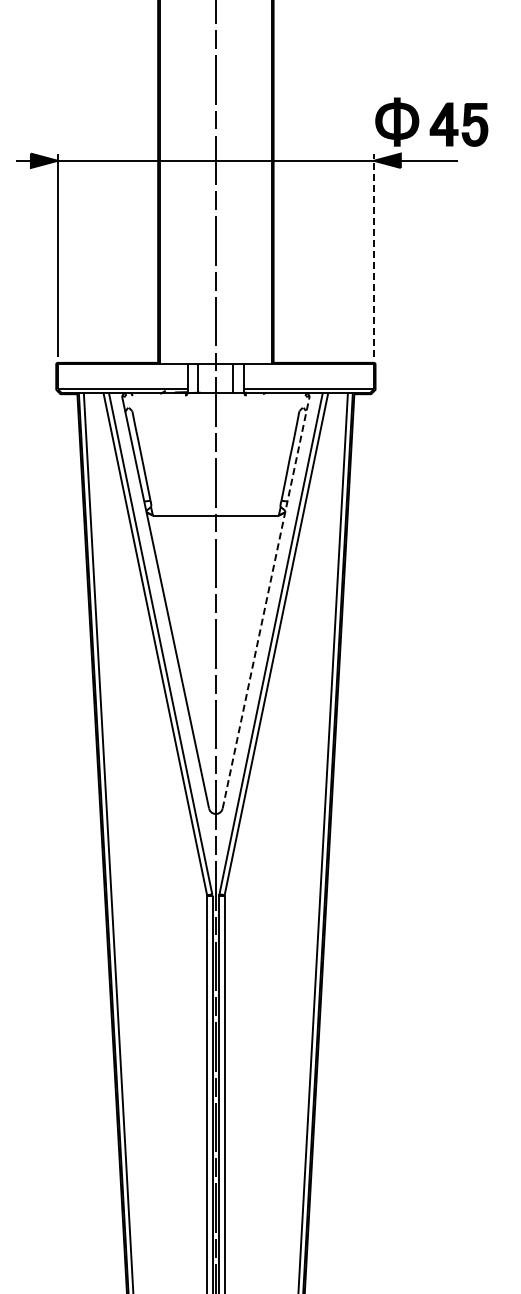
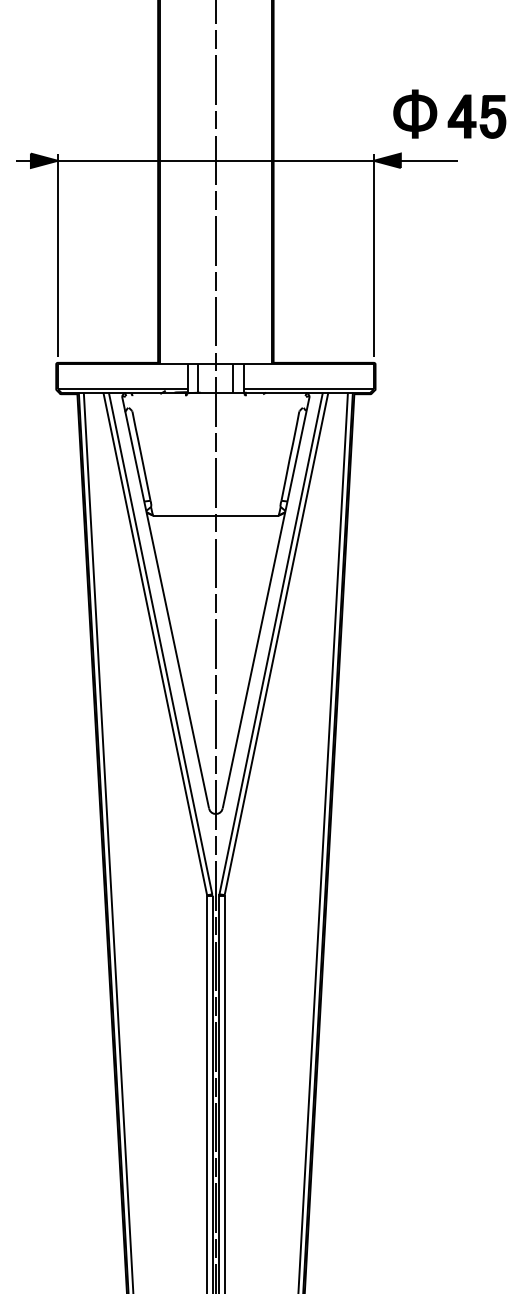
part position: (431, 121) -> (449, 113) (449, 113)
line: dashed -> solid (373, 255)
line: dashed -> solid (266, 602)
